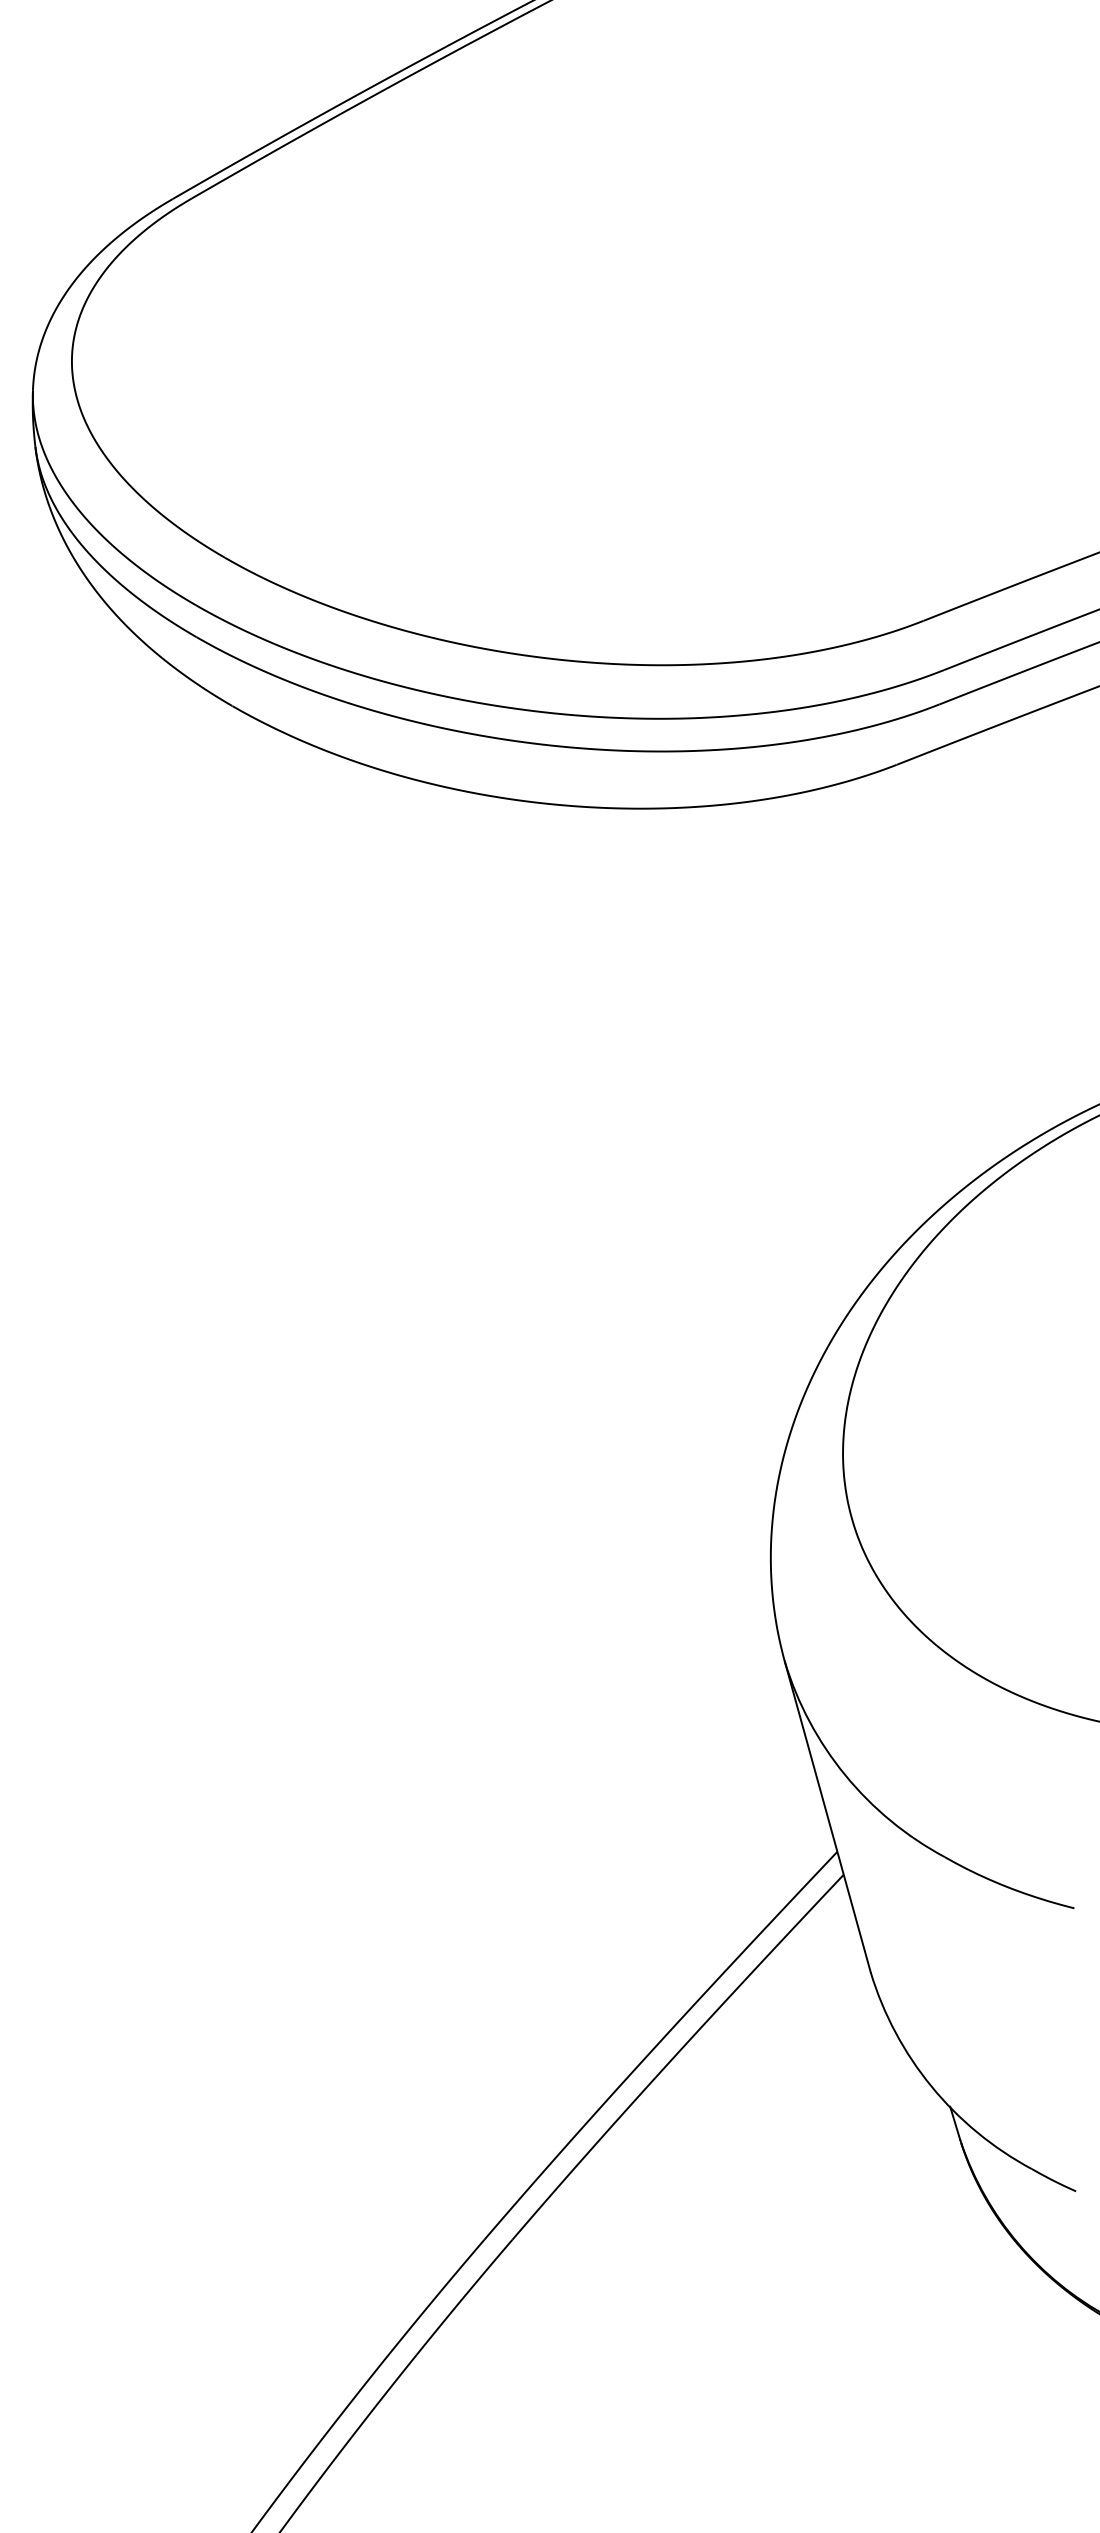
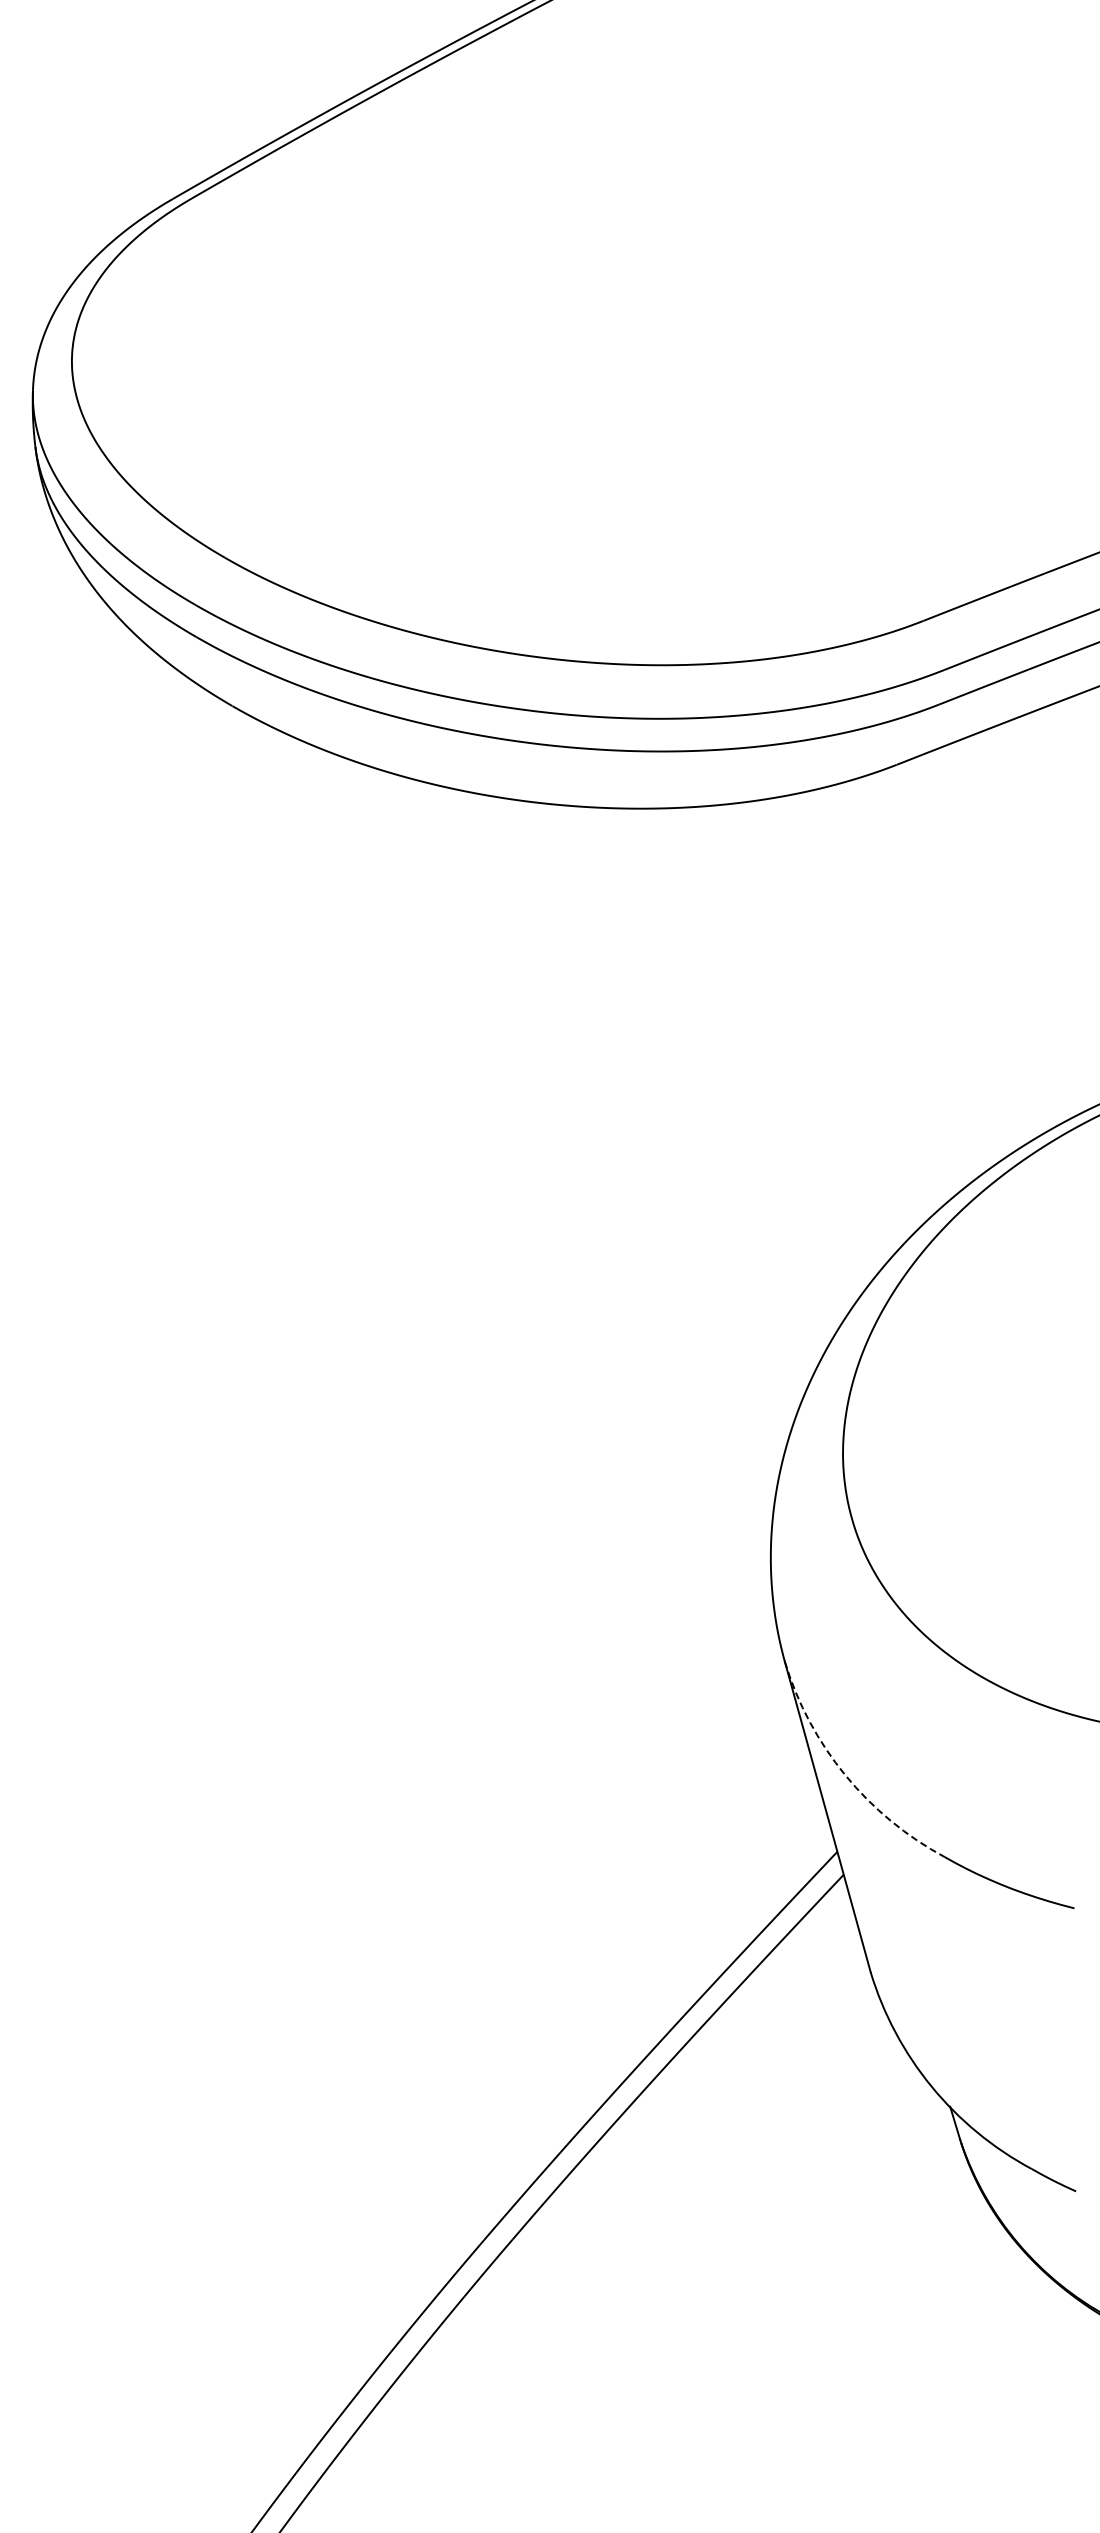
arc: solid -> dashed (845, 1775)
